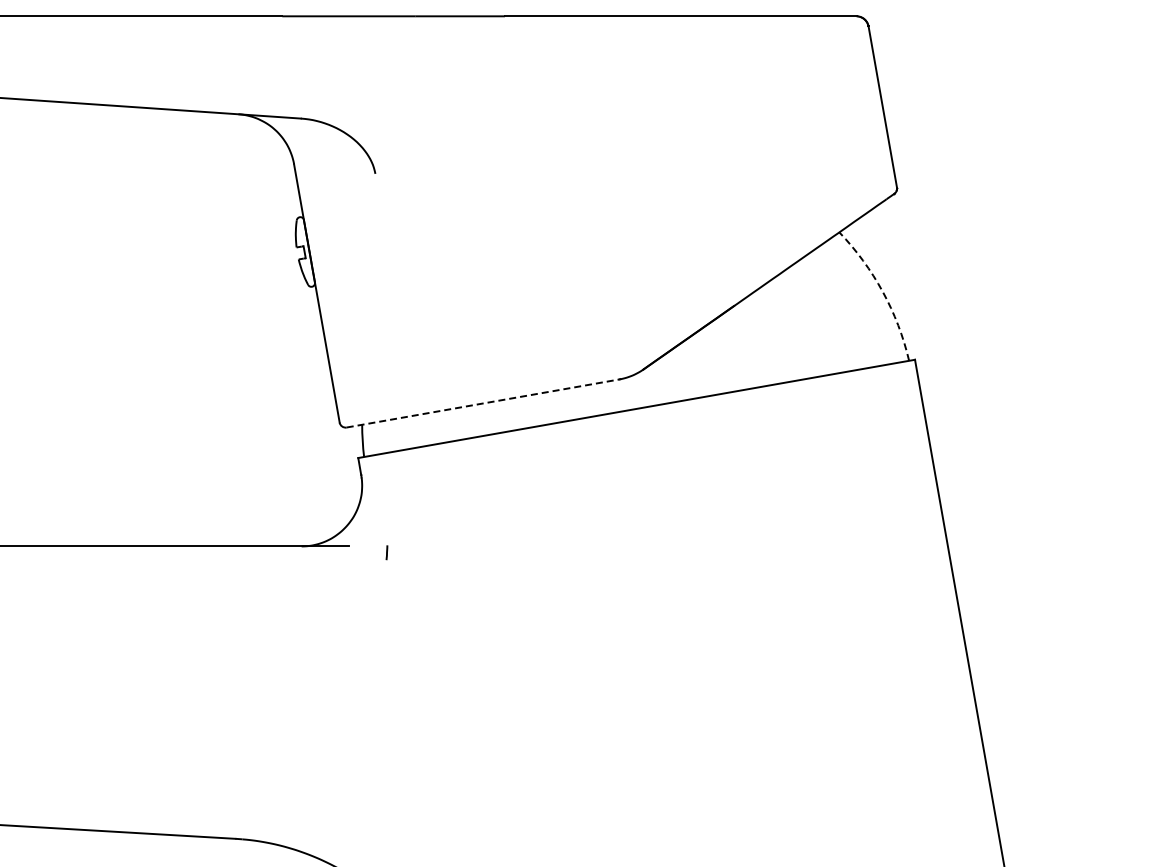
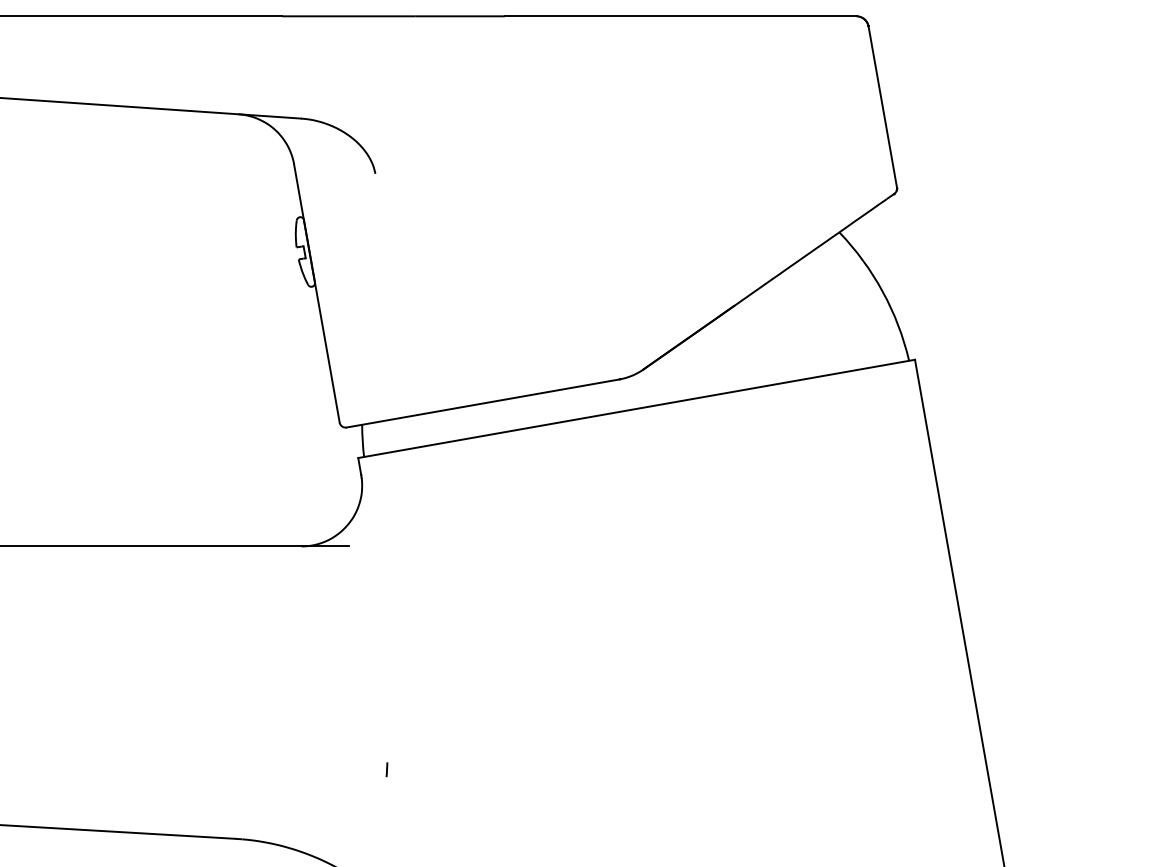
arc: dashed -> solid (882, 291)
line: dashed -> solid (483, 403)
line position: (386, 552) -> (386, 769) (386, 769)
